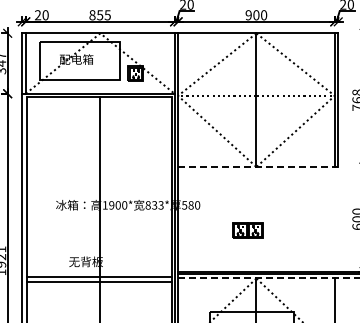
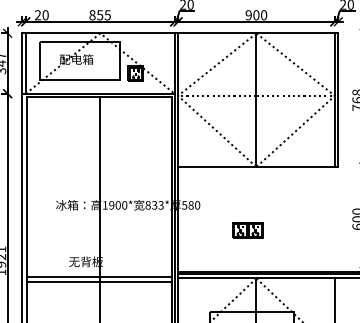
line: dashed -> solid (258, 167)
line: dashed -> solid (269, 278)
